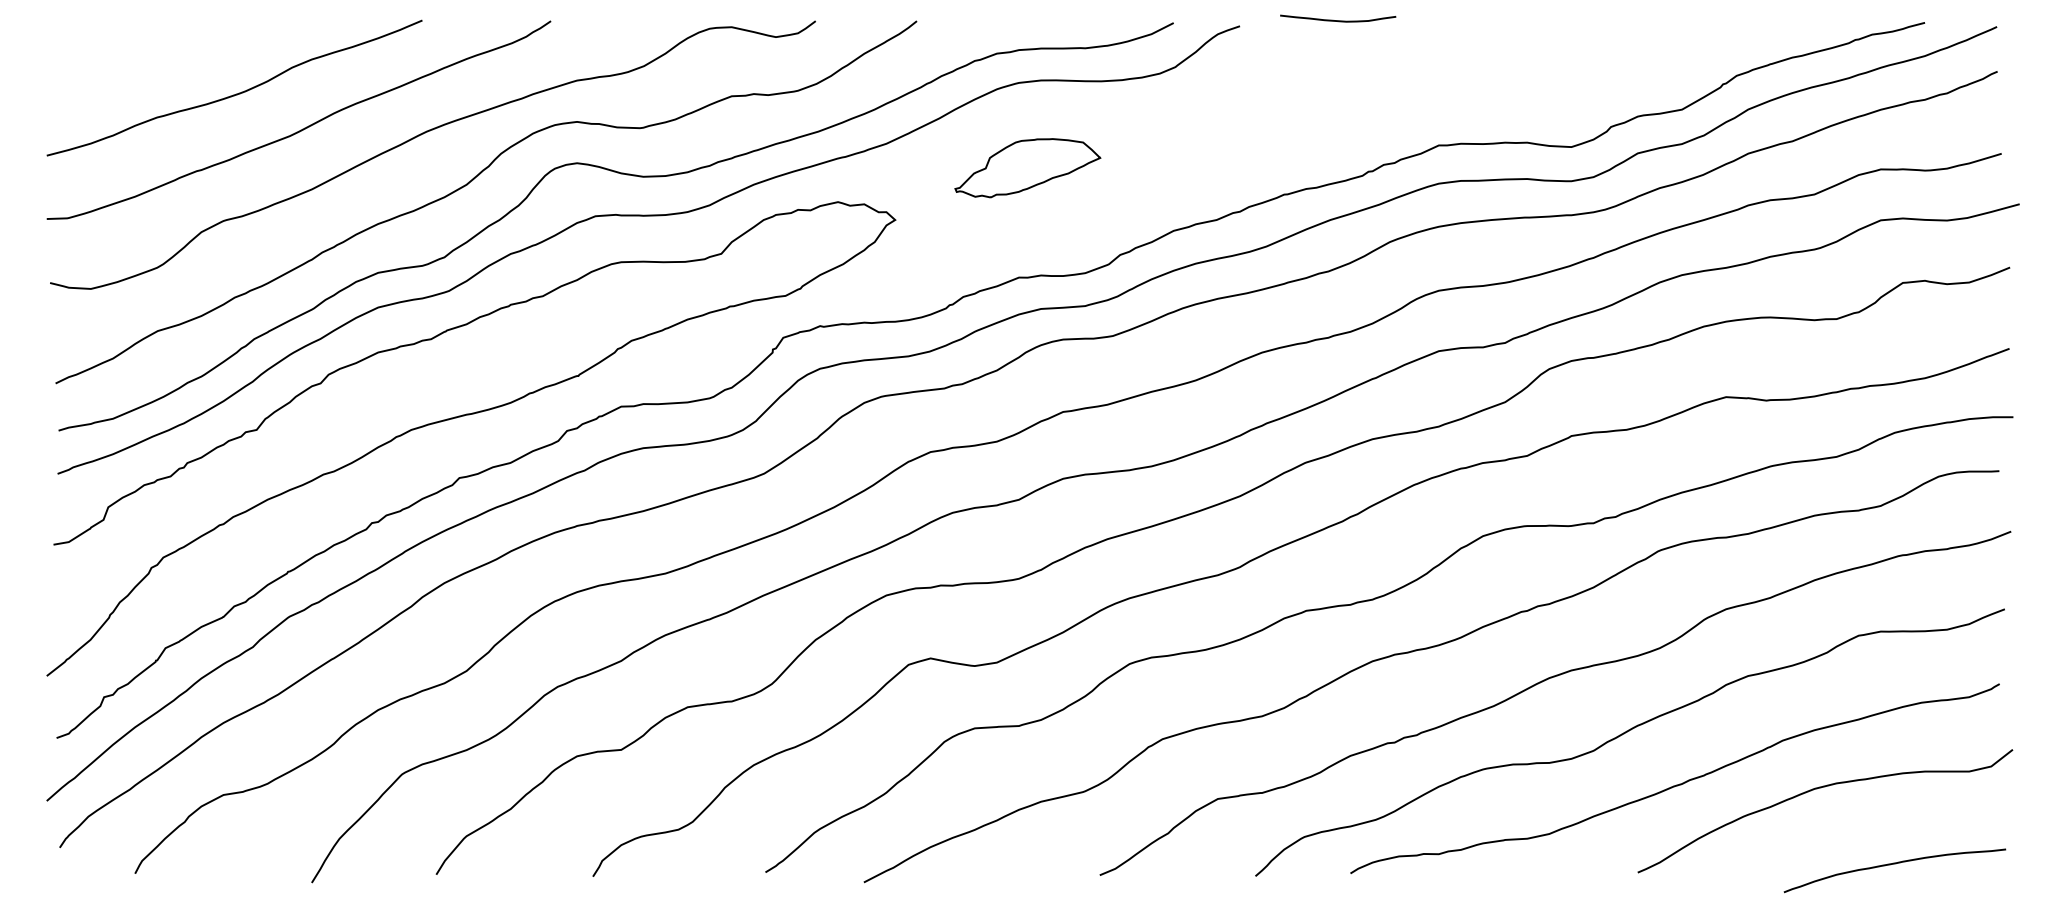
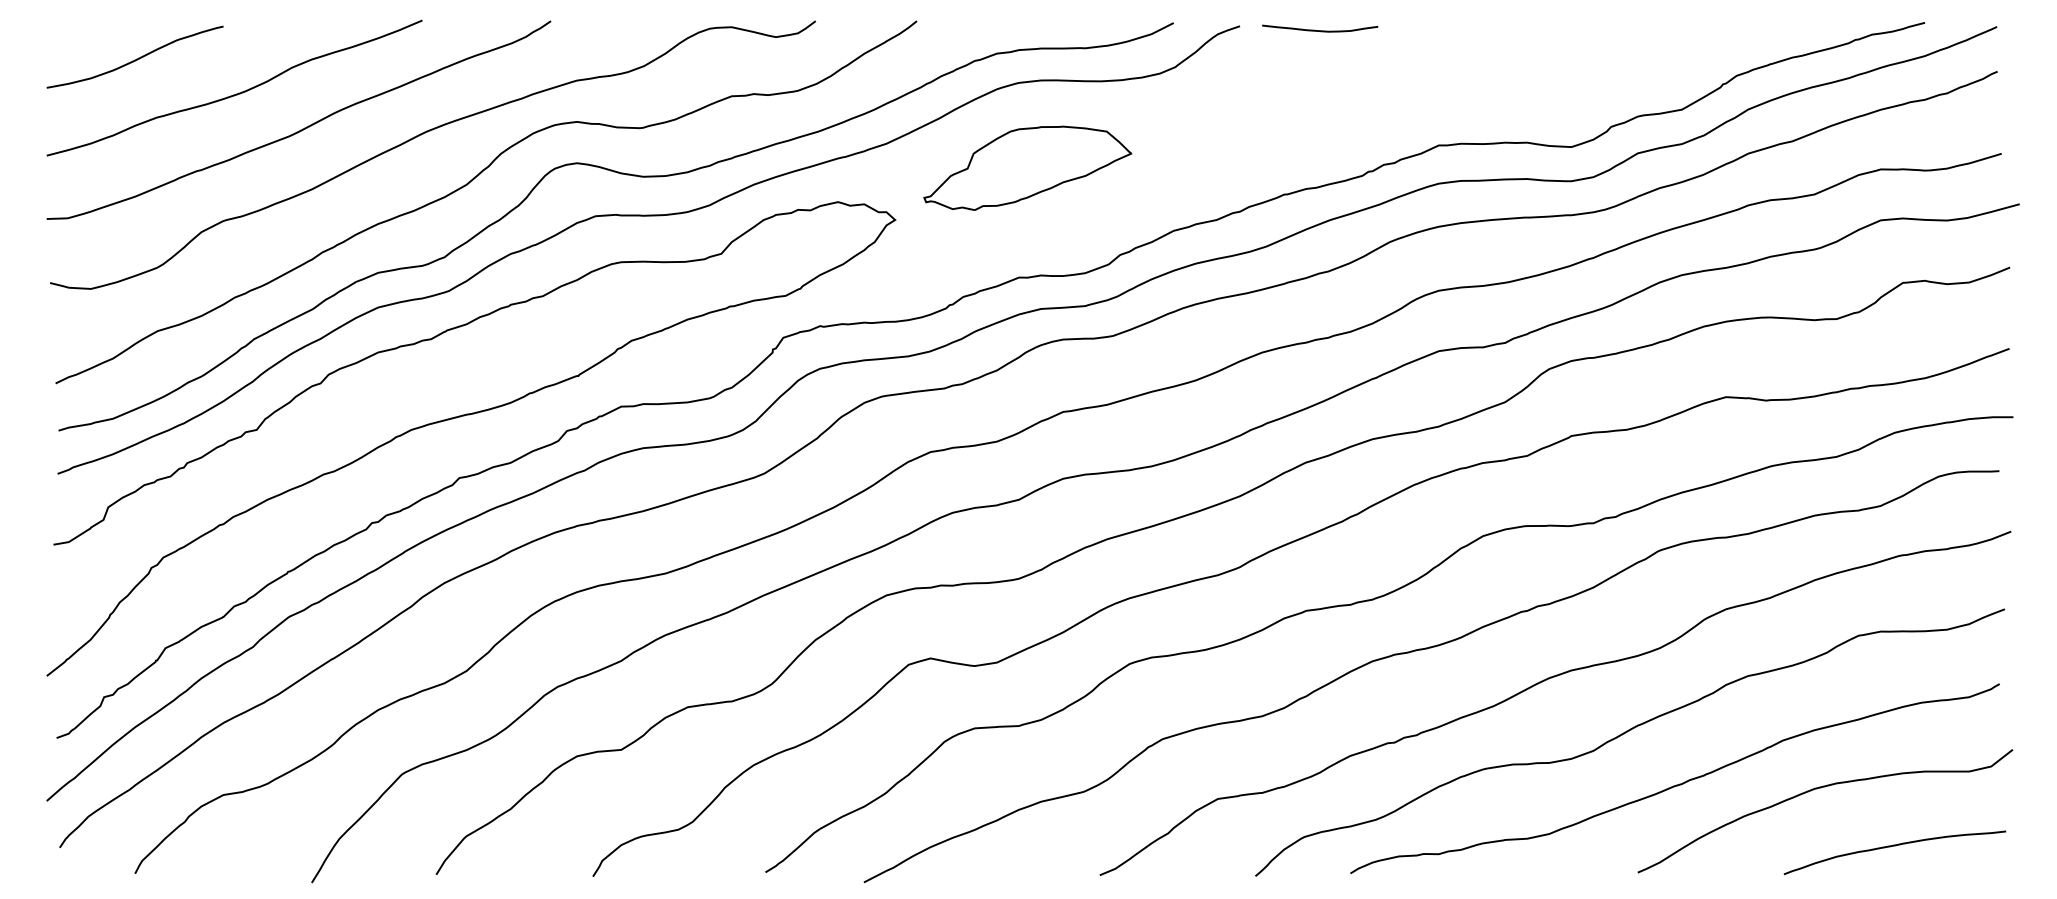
curve position: (1338, 20) -> (1320, 30) (1320, 30)
curve: none -> present (136, 58)
part size: 148x61 px -> 210x86 px (1027, 167)
curve position: (1894, 864) -> (1894, 846) (1894, 846)
